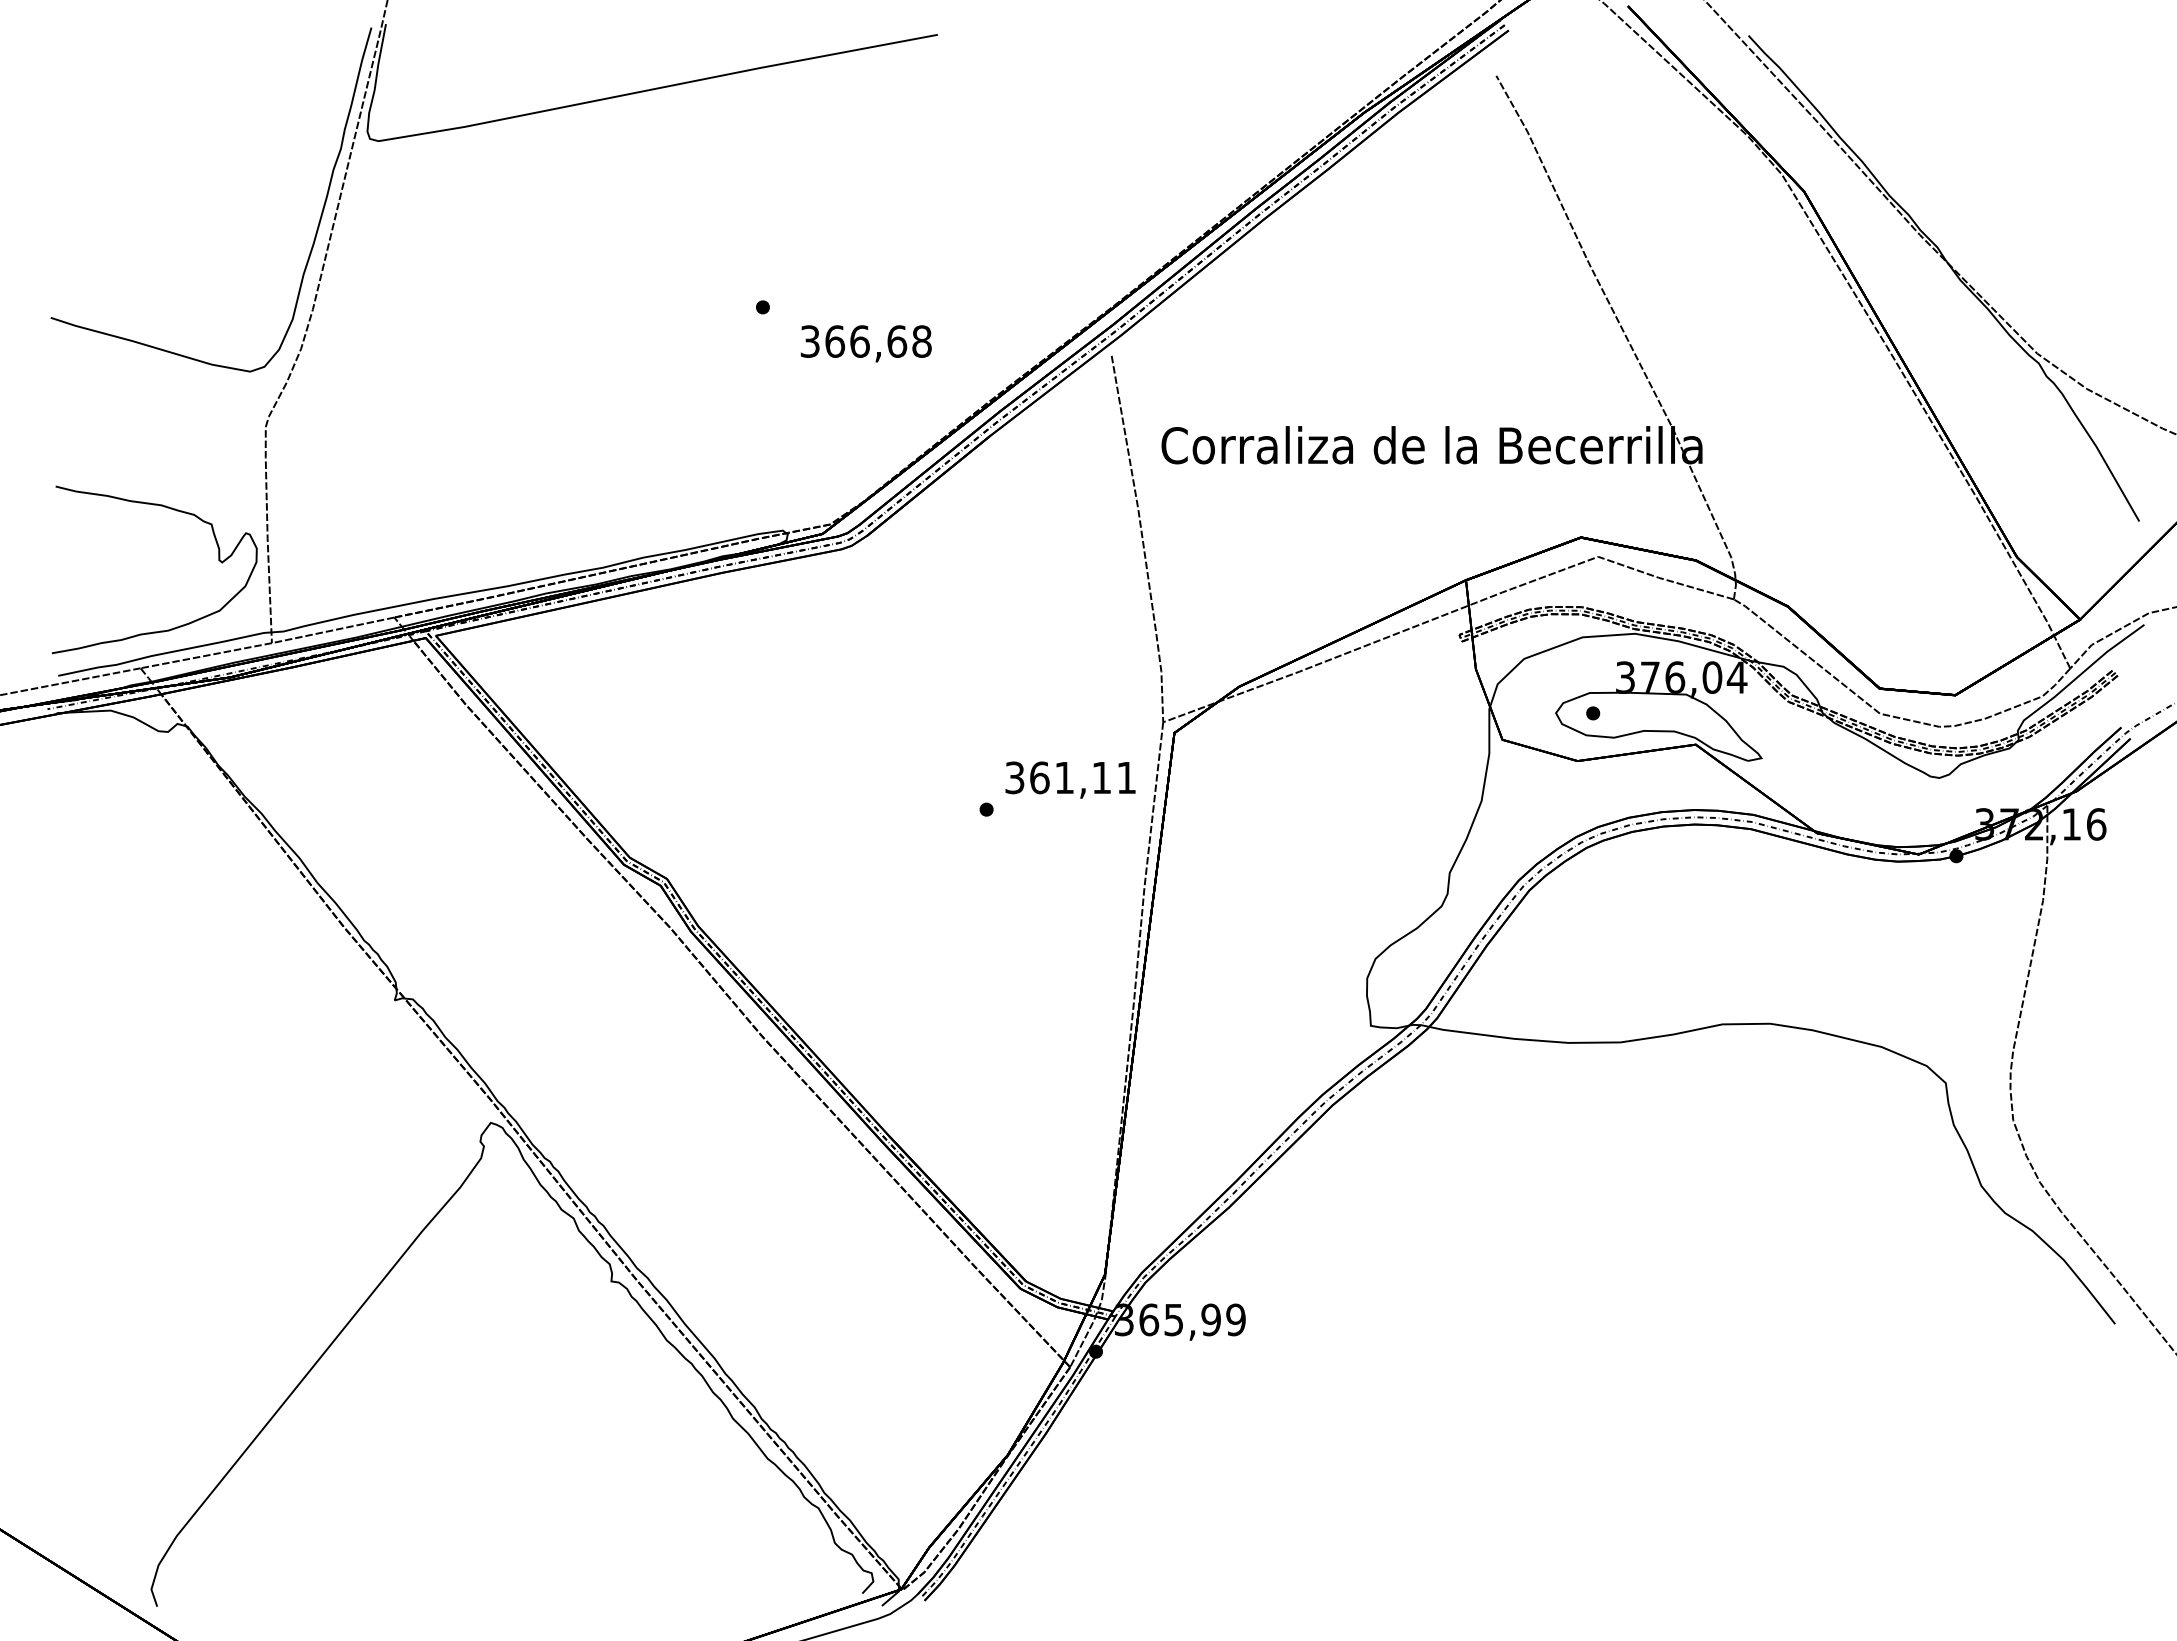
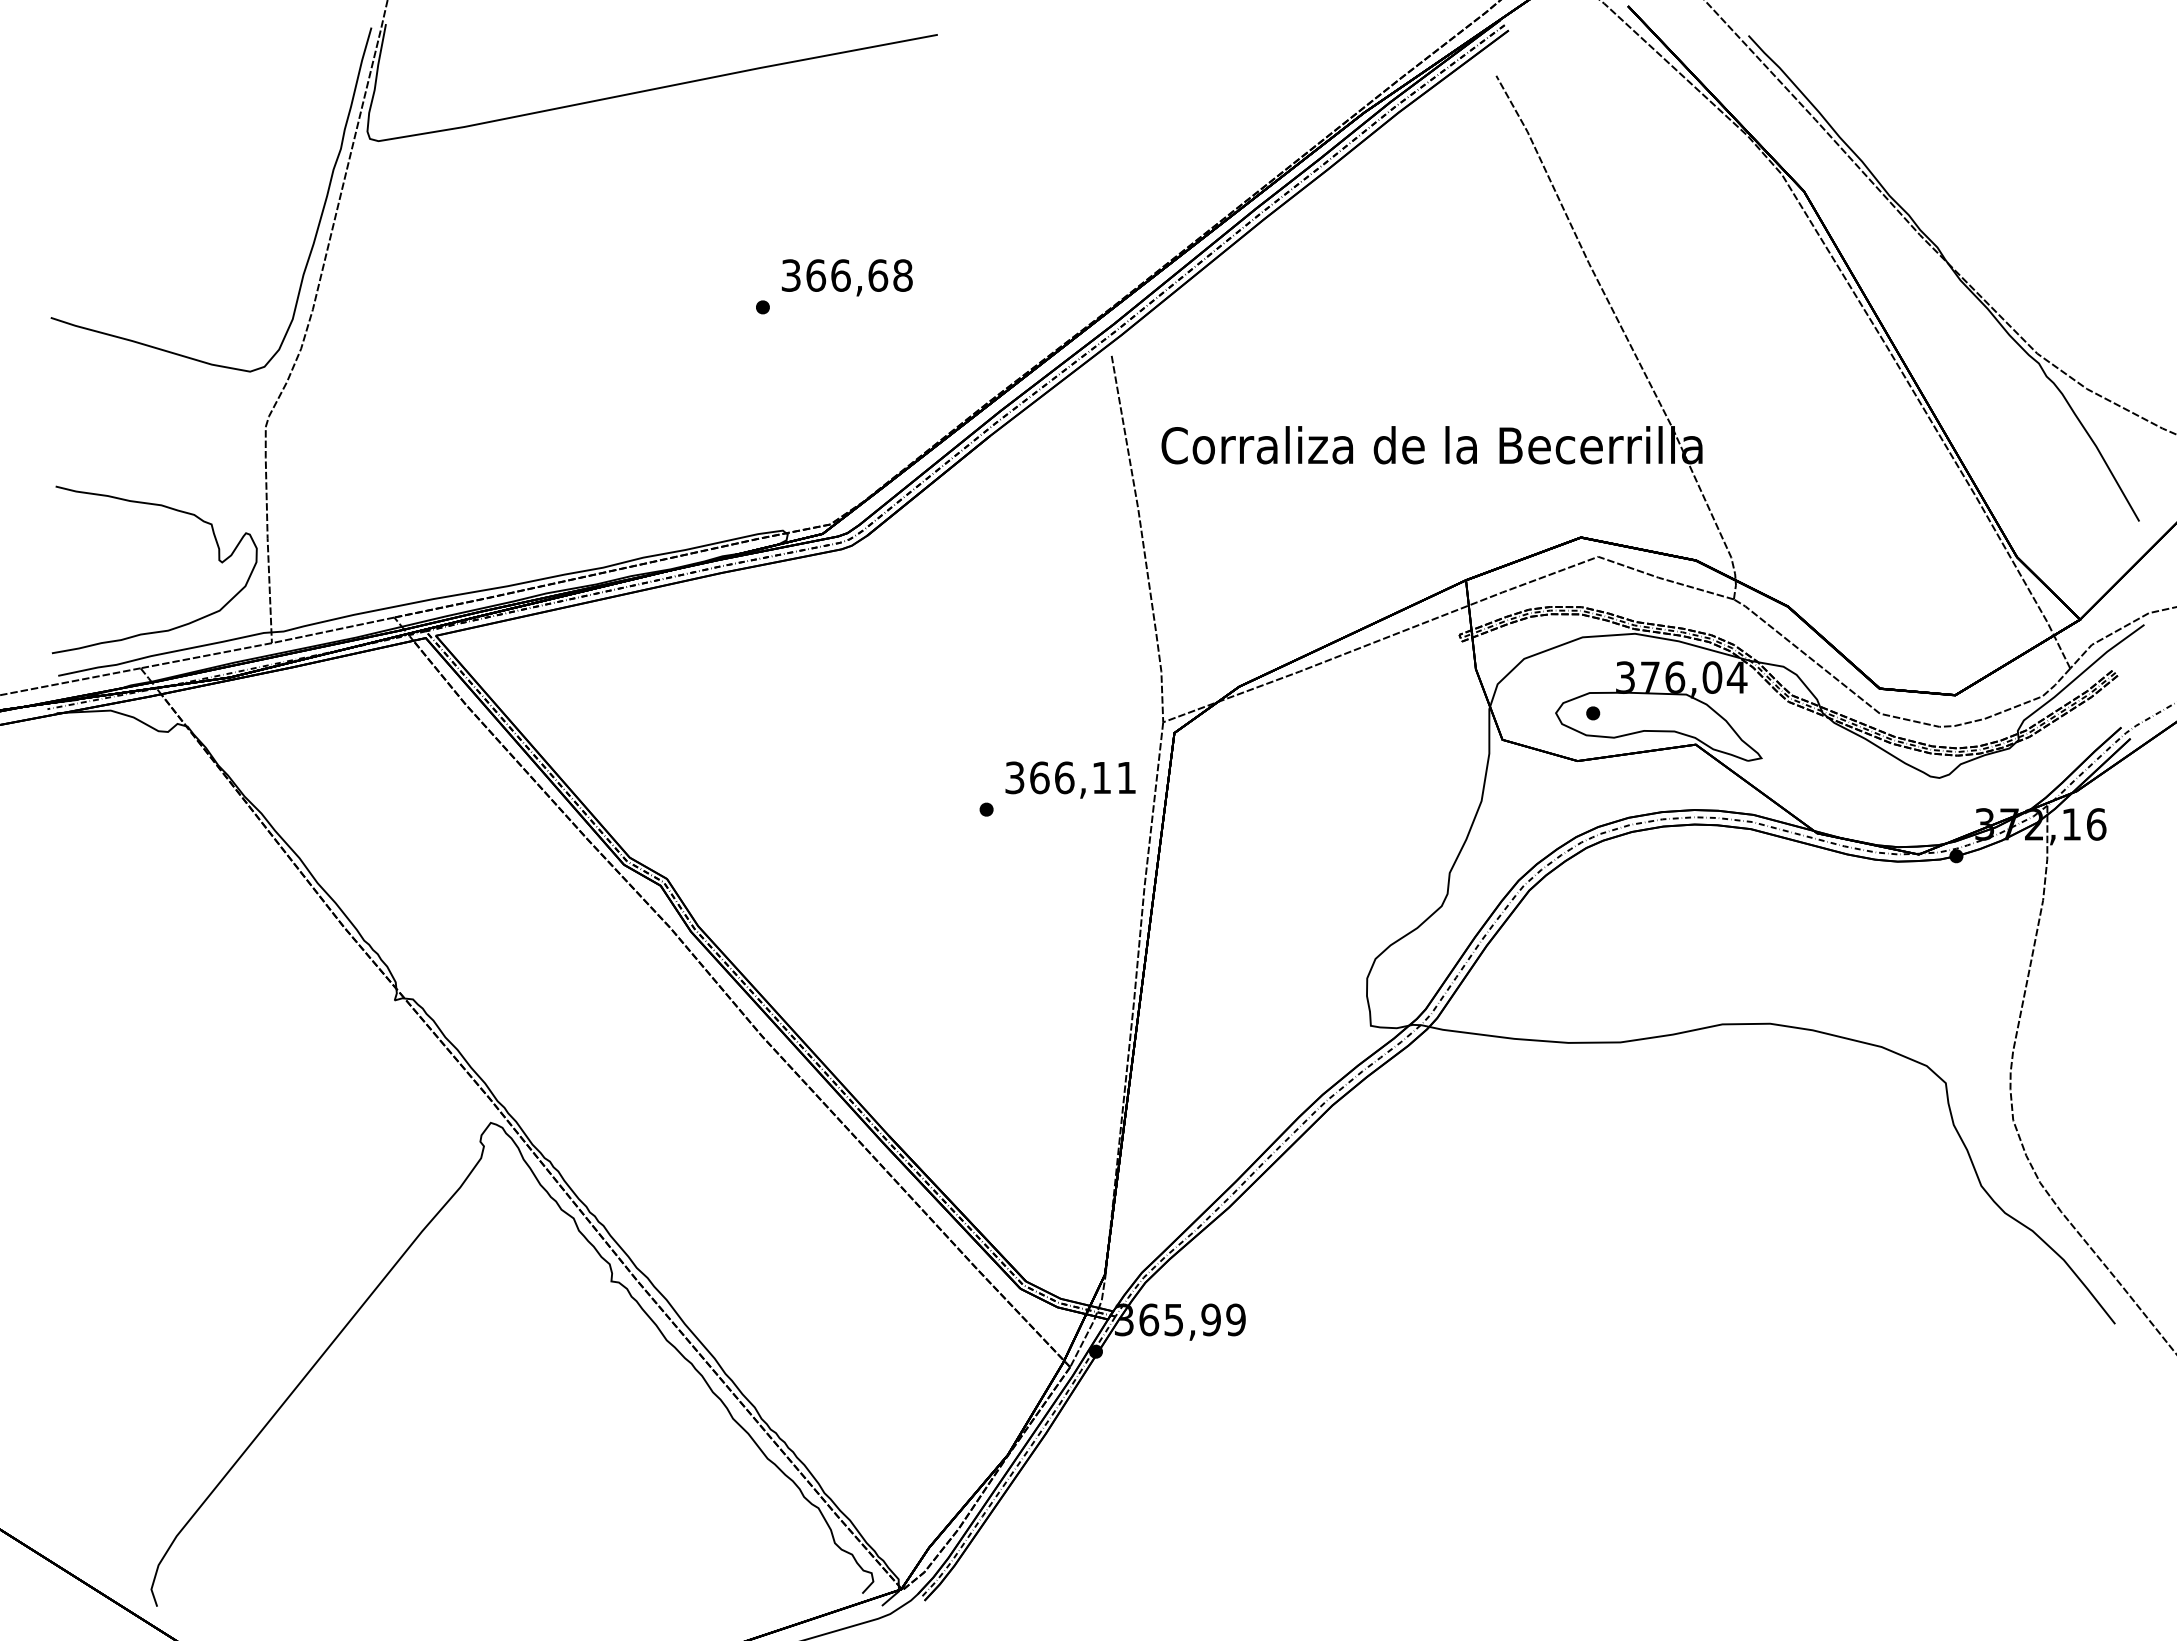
text position: (865, 343) -> (846, 277) (846, 277)
text: 361,11 -> 366,11 (1064, 777)
